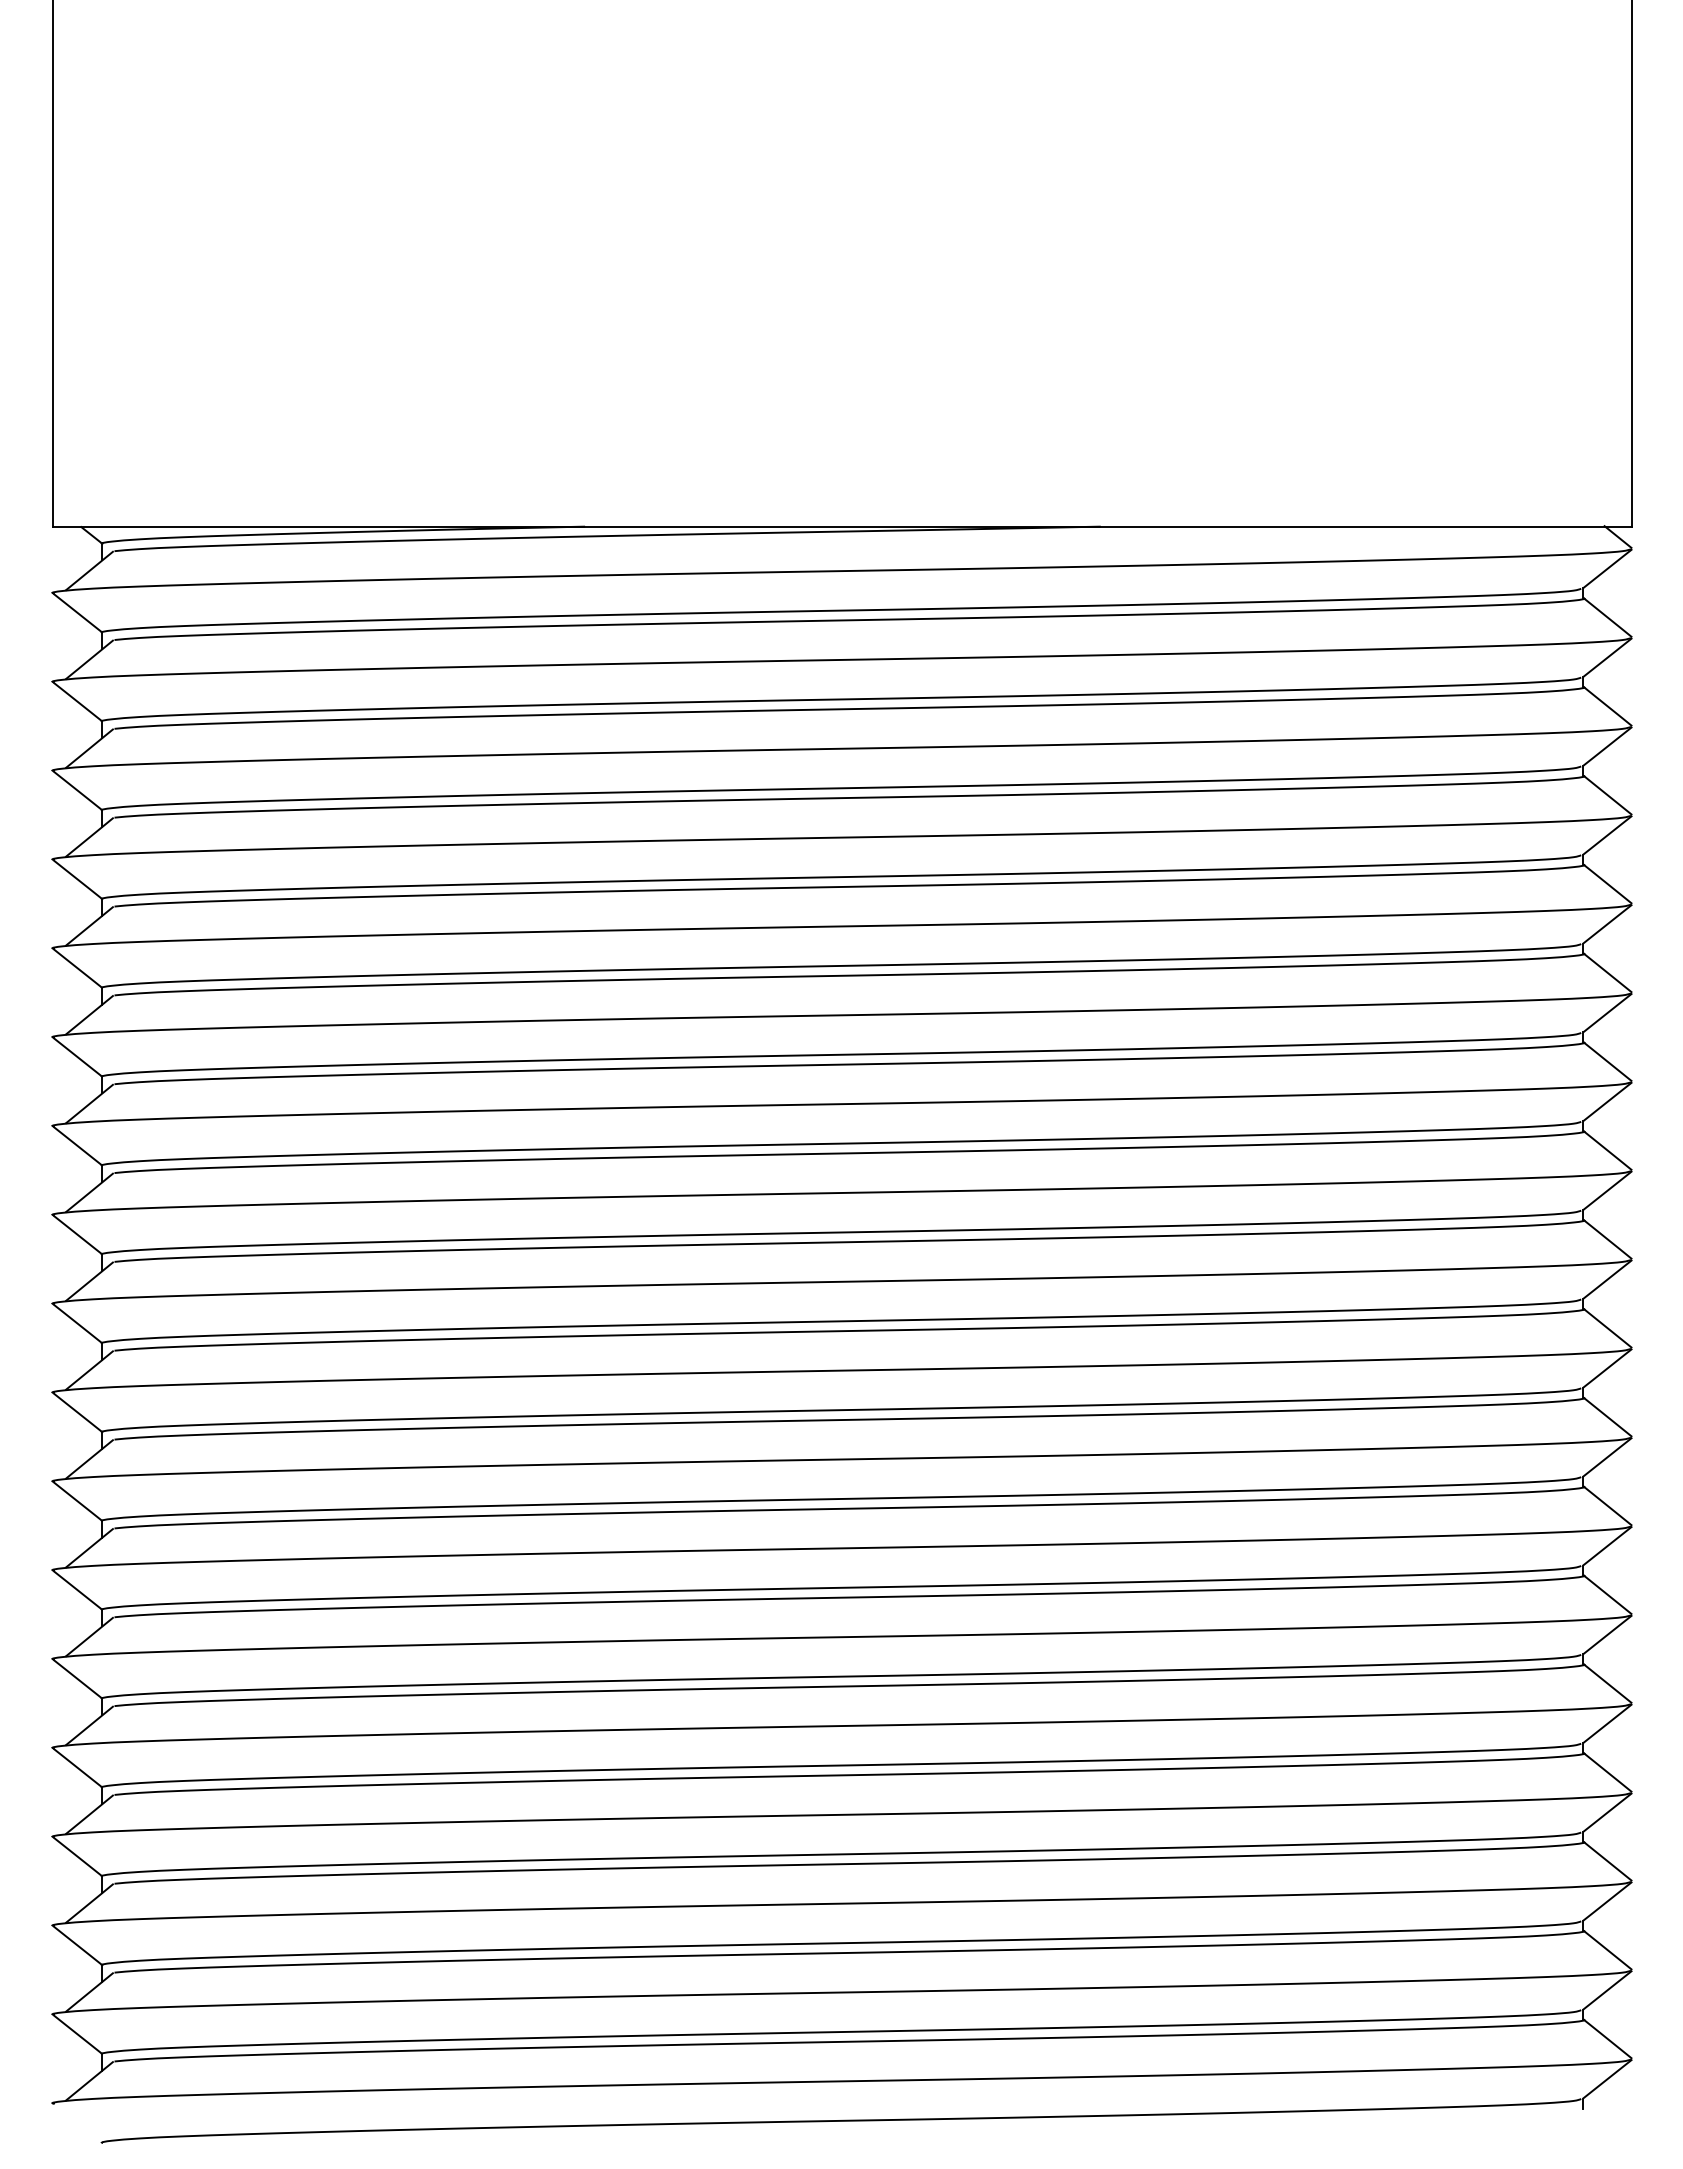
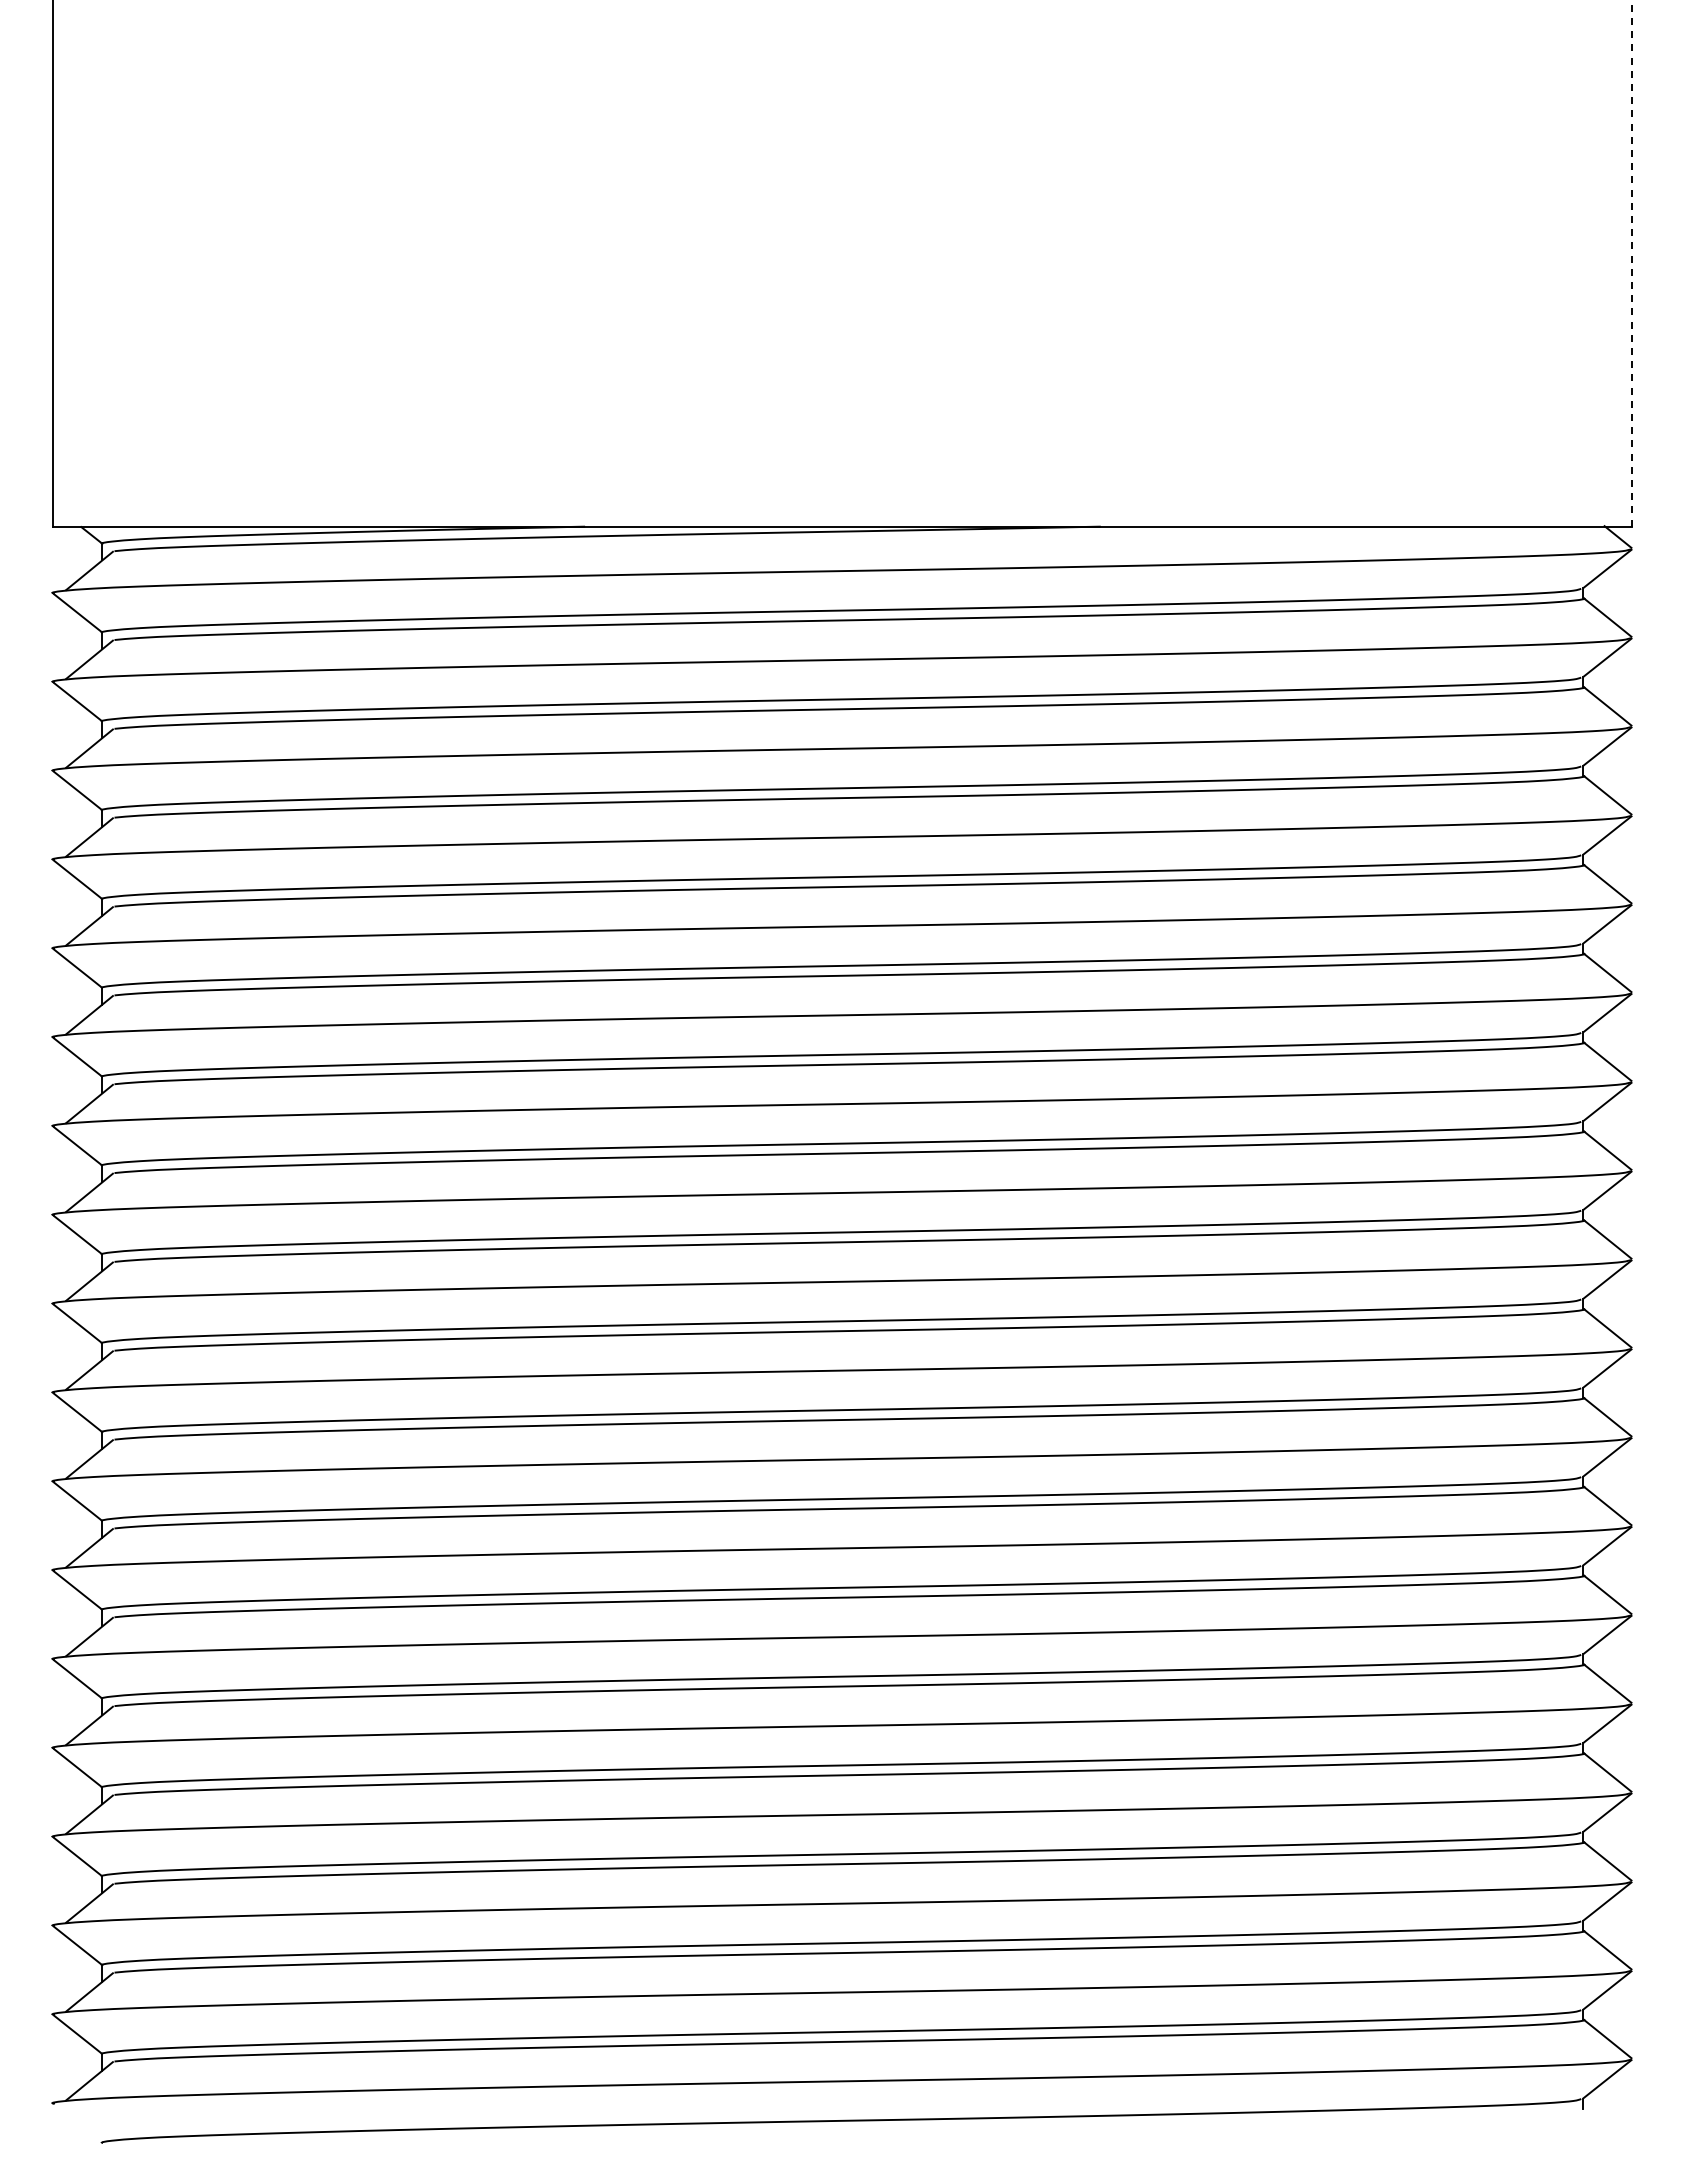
line: solid -> dashed (1632, 263)
